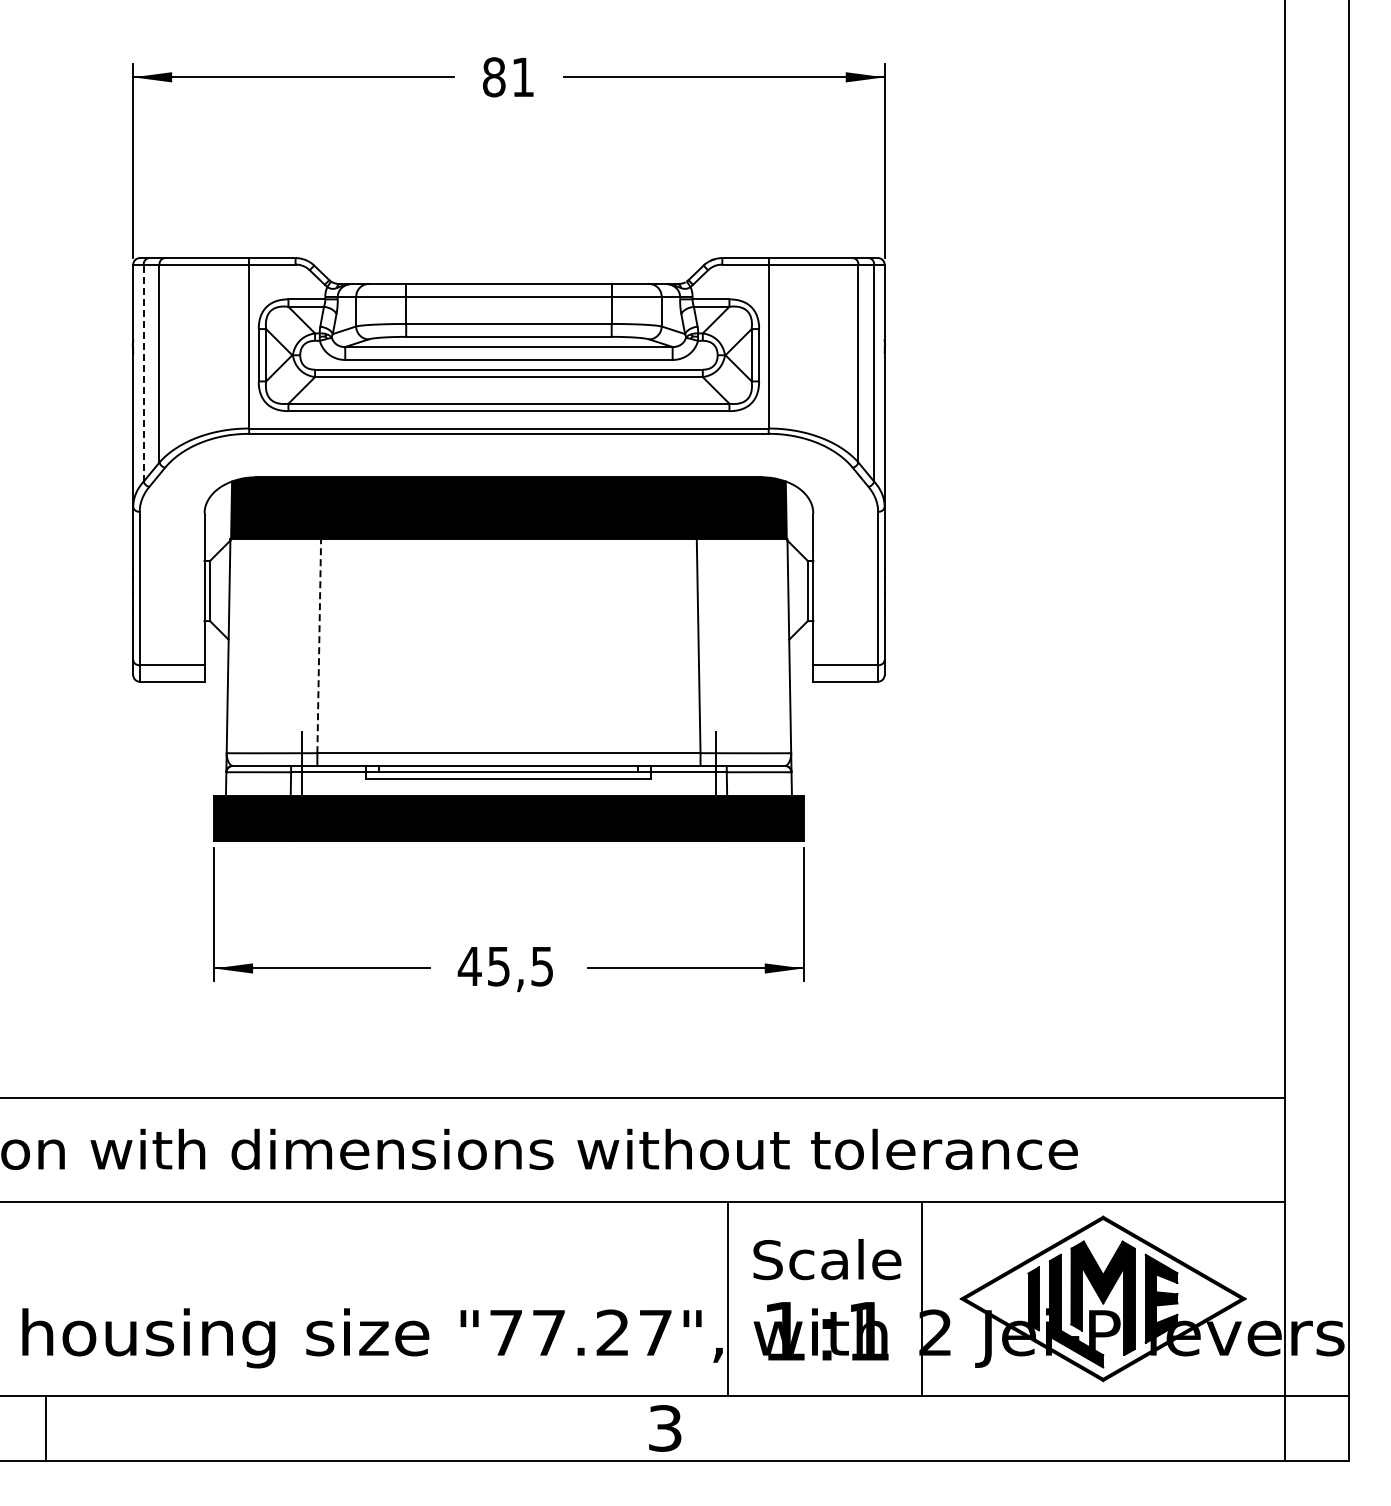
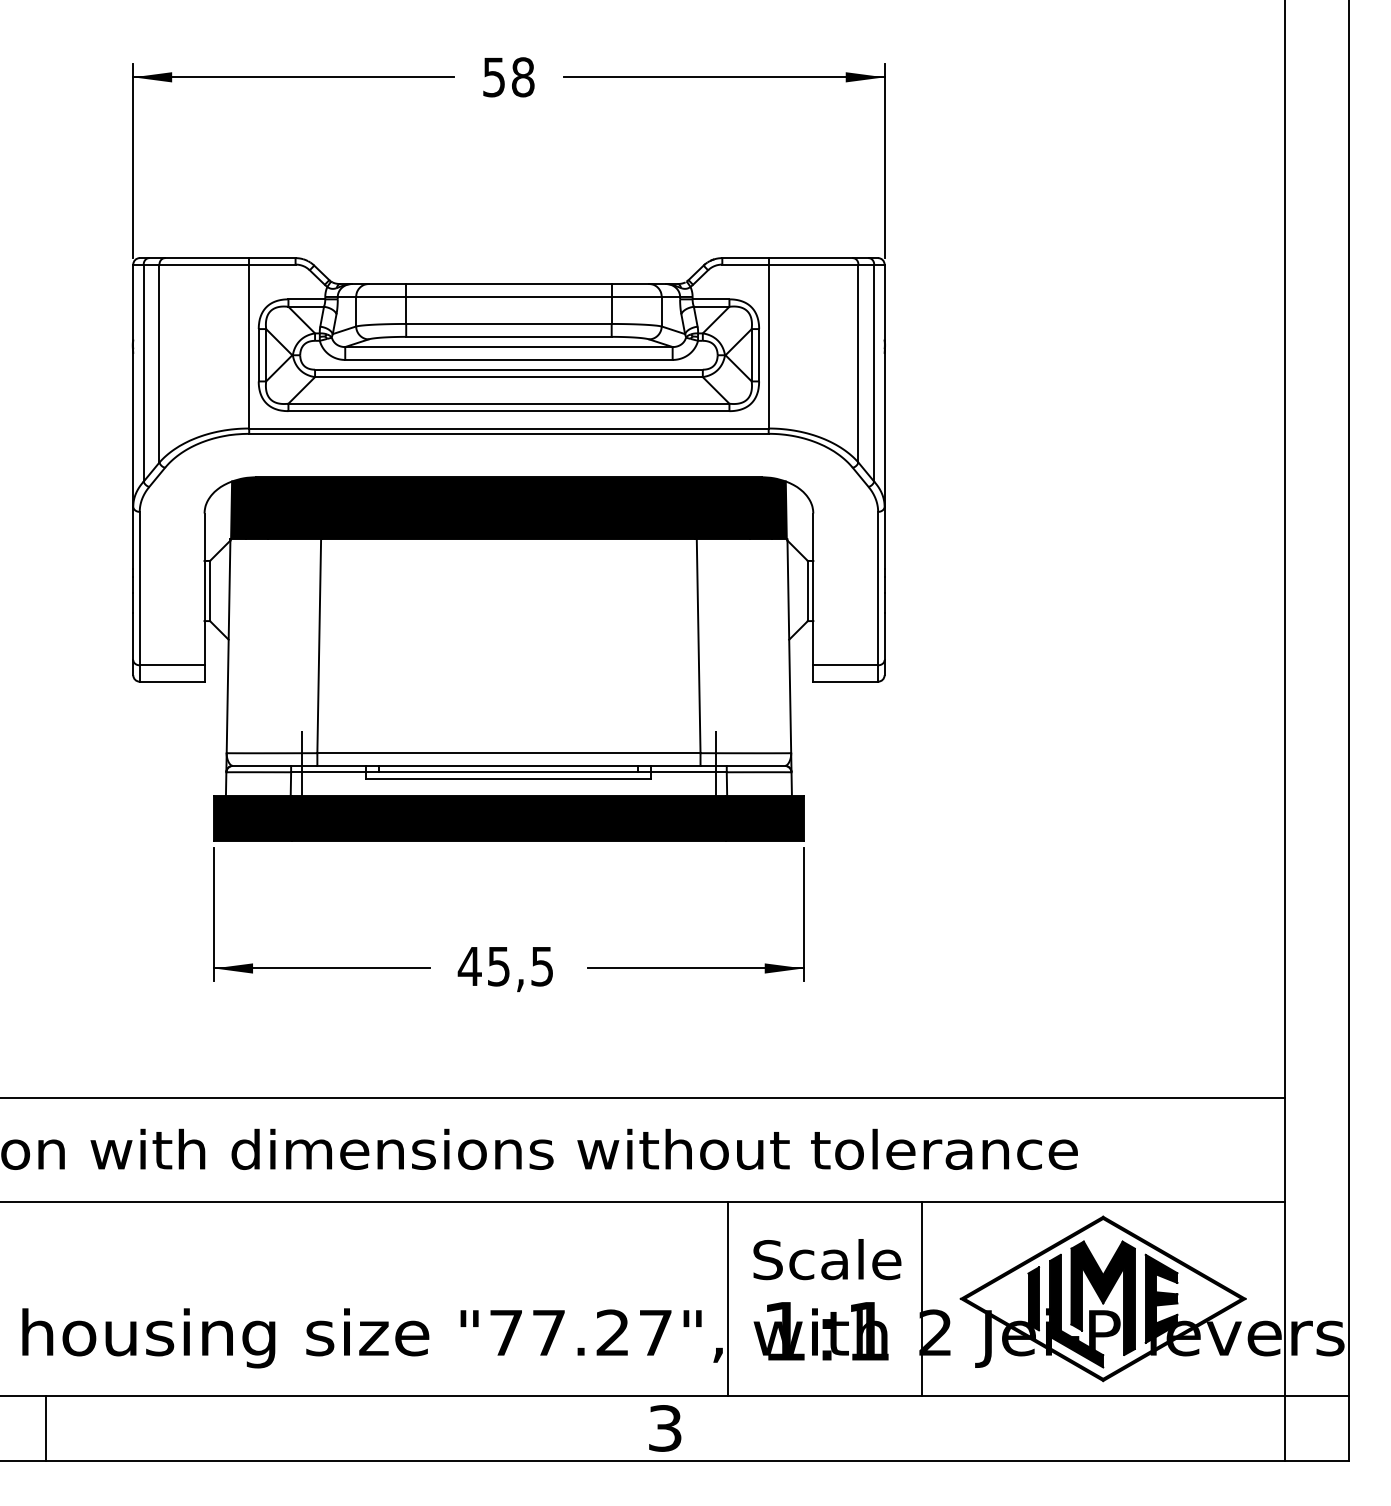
text: 81 -> 58 (508, 77)
line: dashed -> solid (143, 373)
line: dashed -> solid (319, 645)
